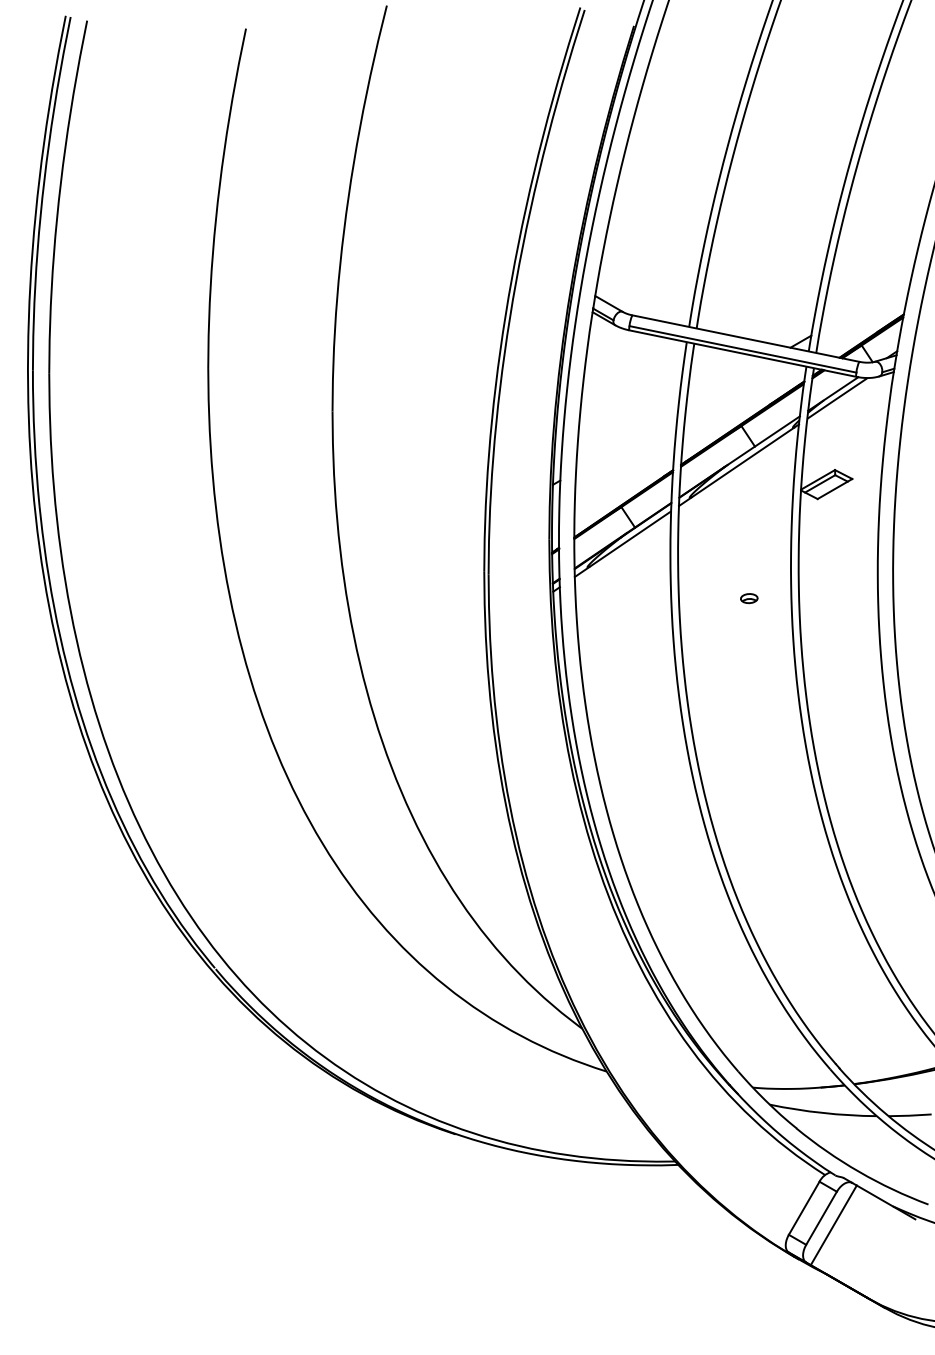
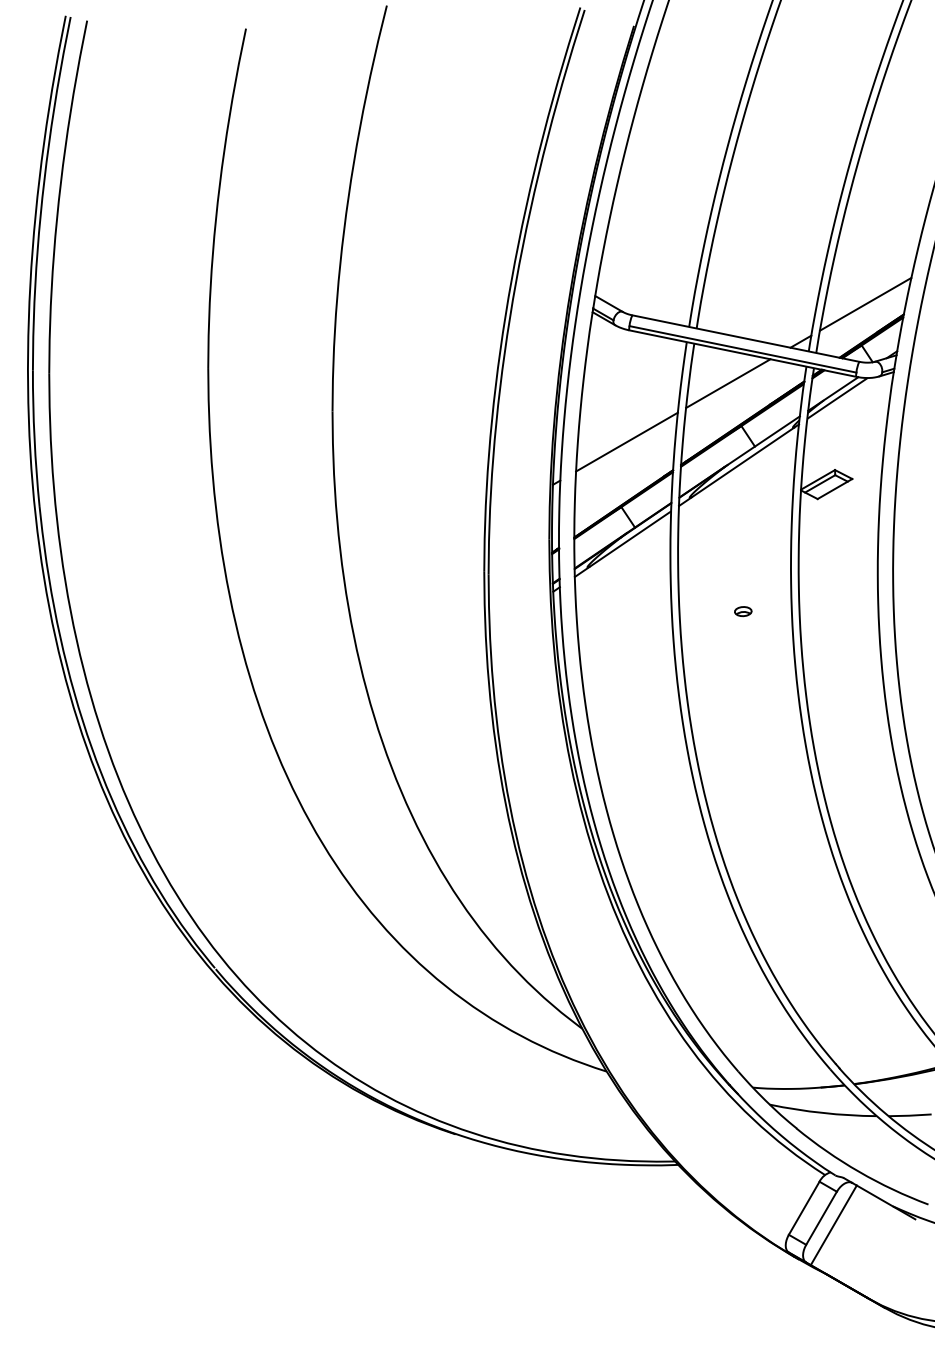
line: none -> present (865, 303)
line: none -> present (728, 383)
line: none -> present (626, 441)
part position: (749, 598) -> (743, 611) (743, 611)
